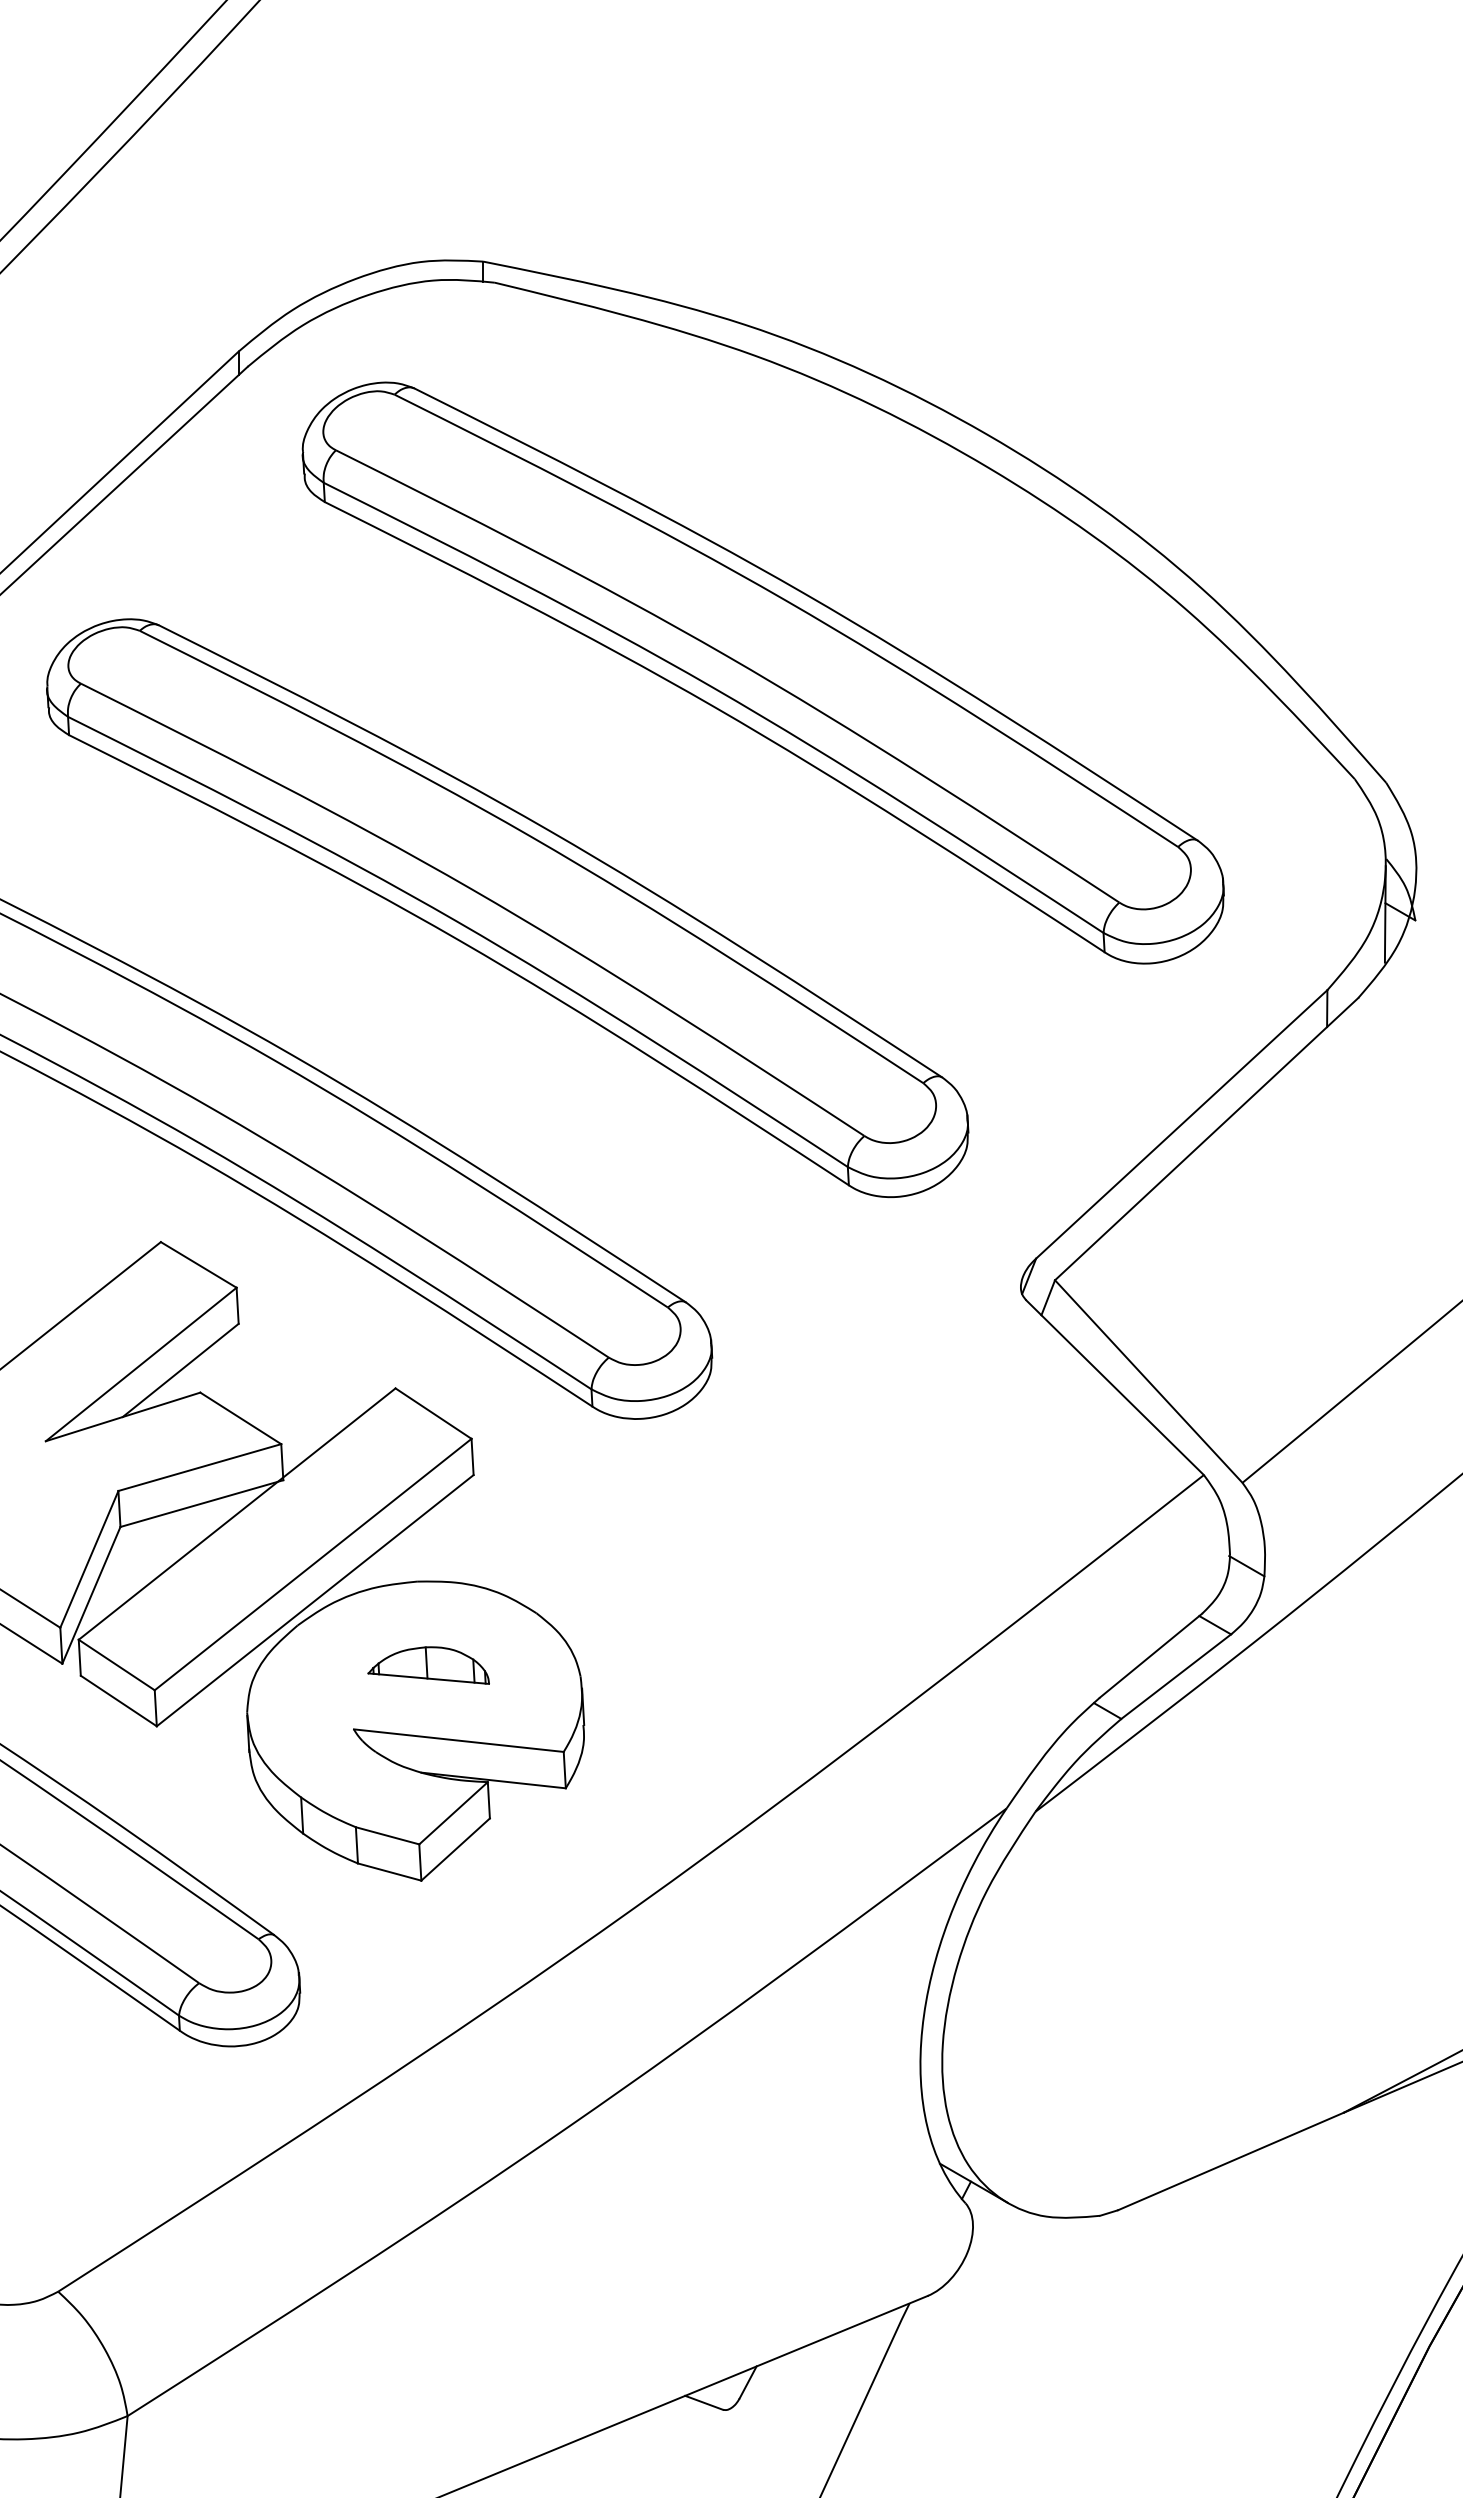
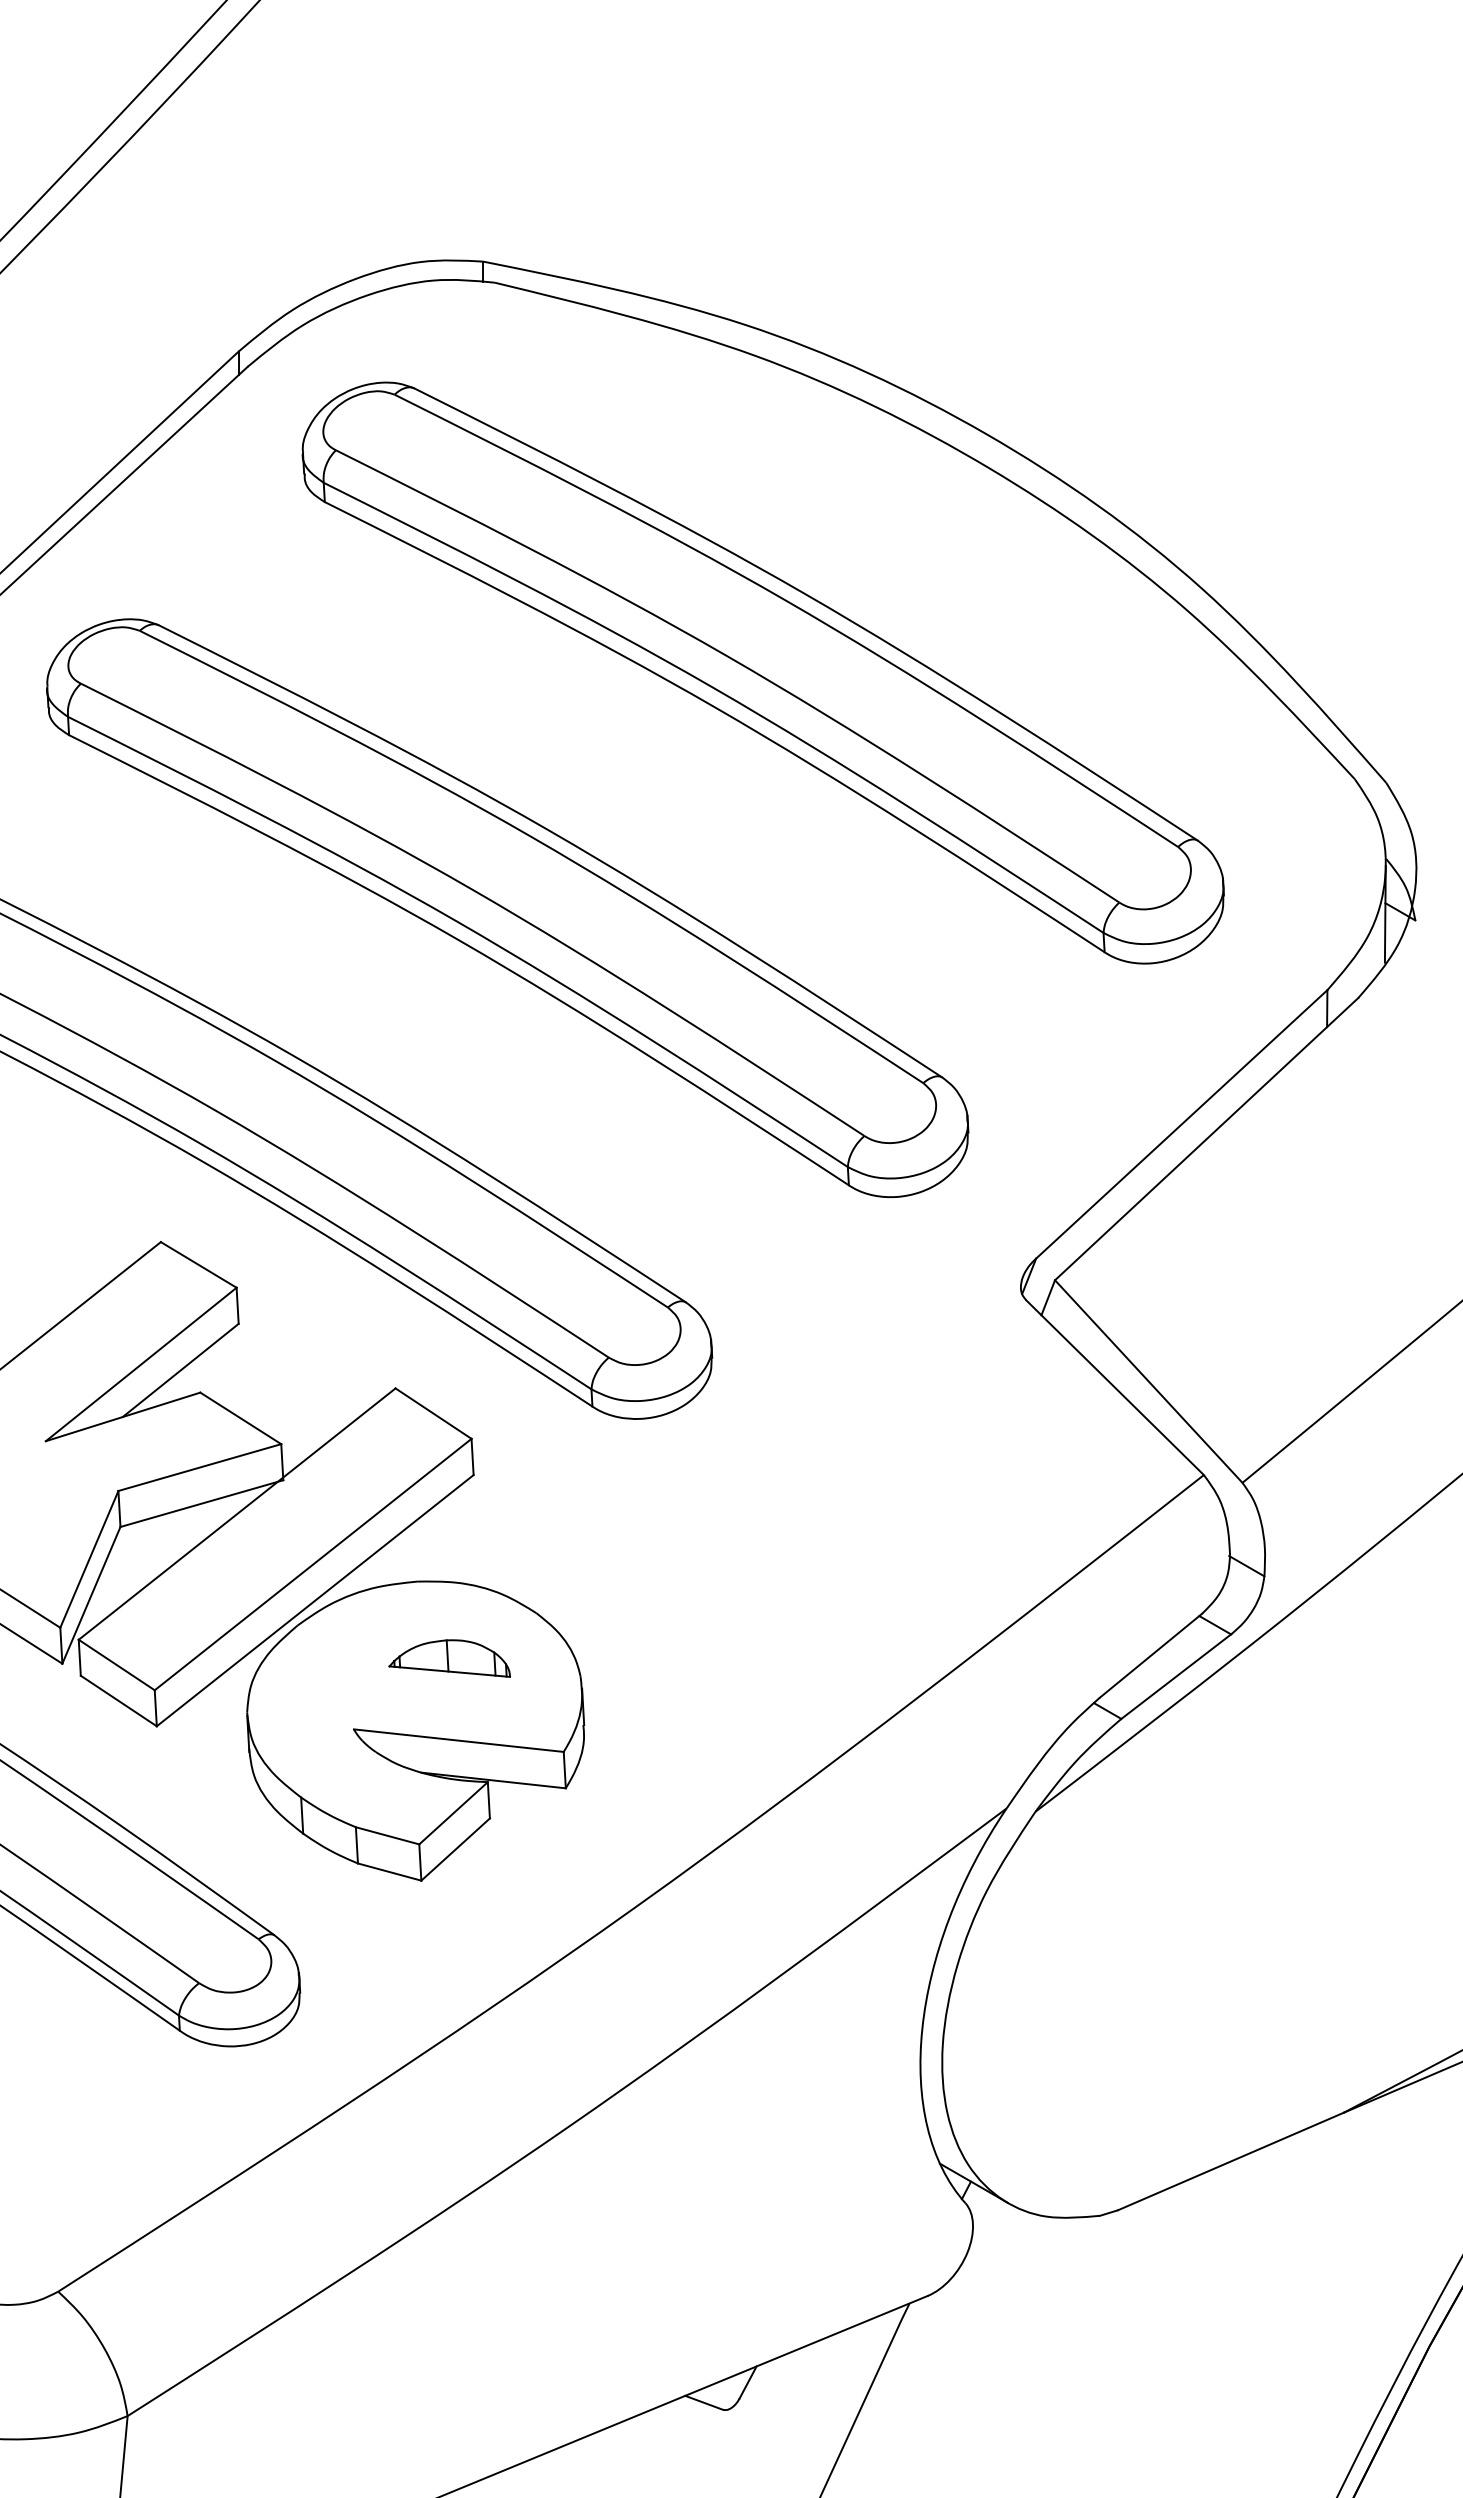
part position: (428, 1665) -> (449, 1658) (449, 1658)
